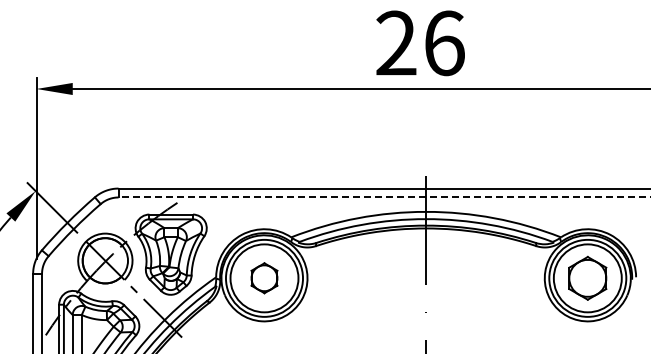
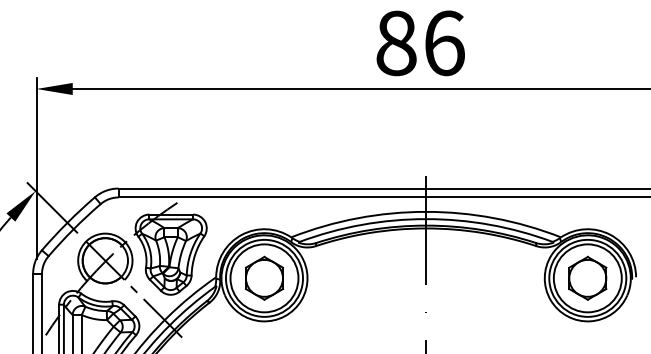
text: 26 -> 86 (396, 43)
line: dashed -> solid (384, 197)
part size: 29x33 px -> 39x46 px (264, 277)
